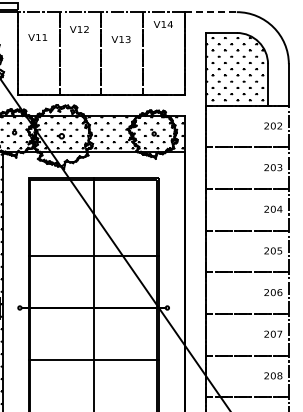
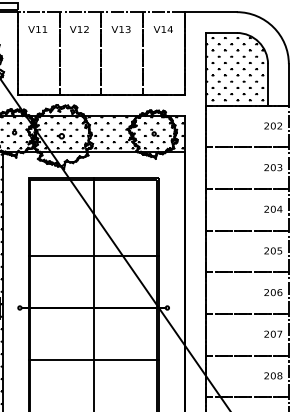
line: dashed -> solid (211, 12)
text position: (162, 24) -> (162, 29) (162, 29)
text position: (37, 37) -> (37, 29) (37, 29)
text position: (120, 39) -> (120, 29) (120, 29)
